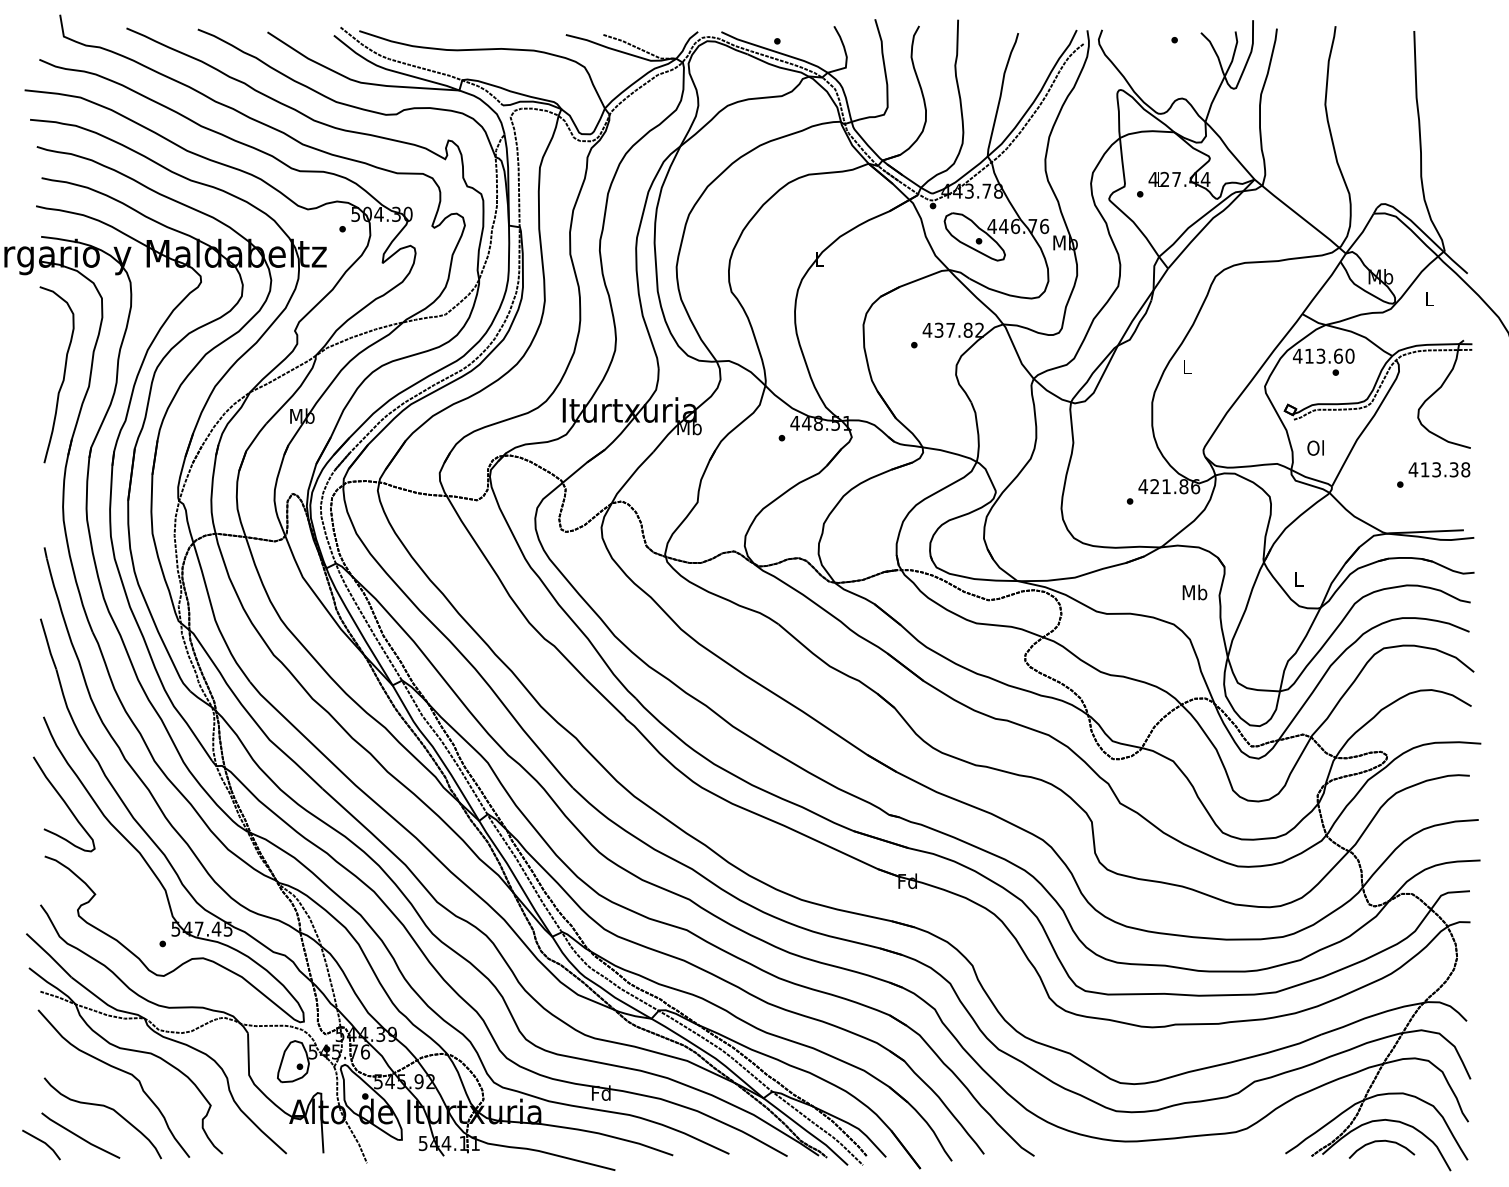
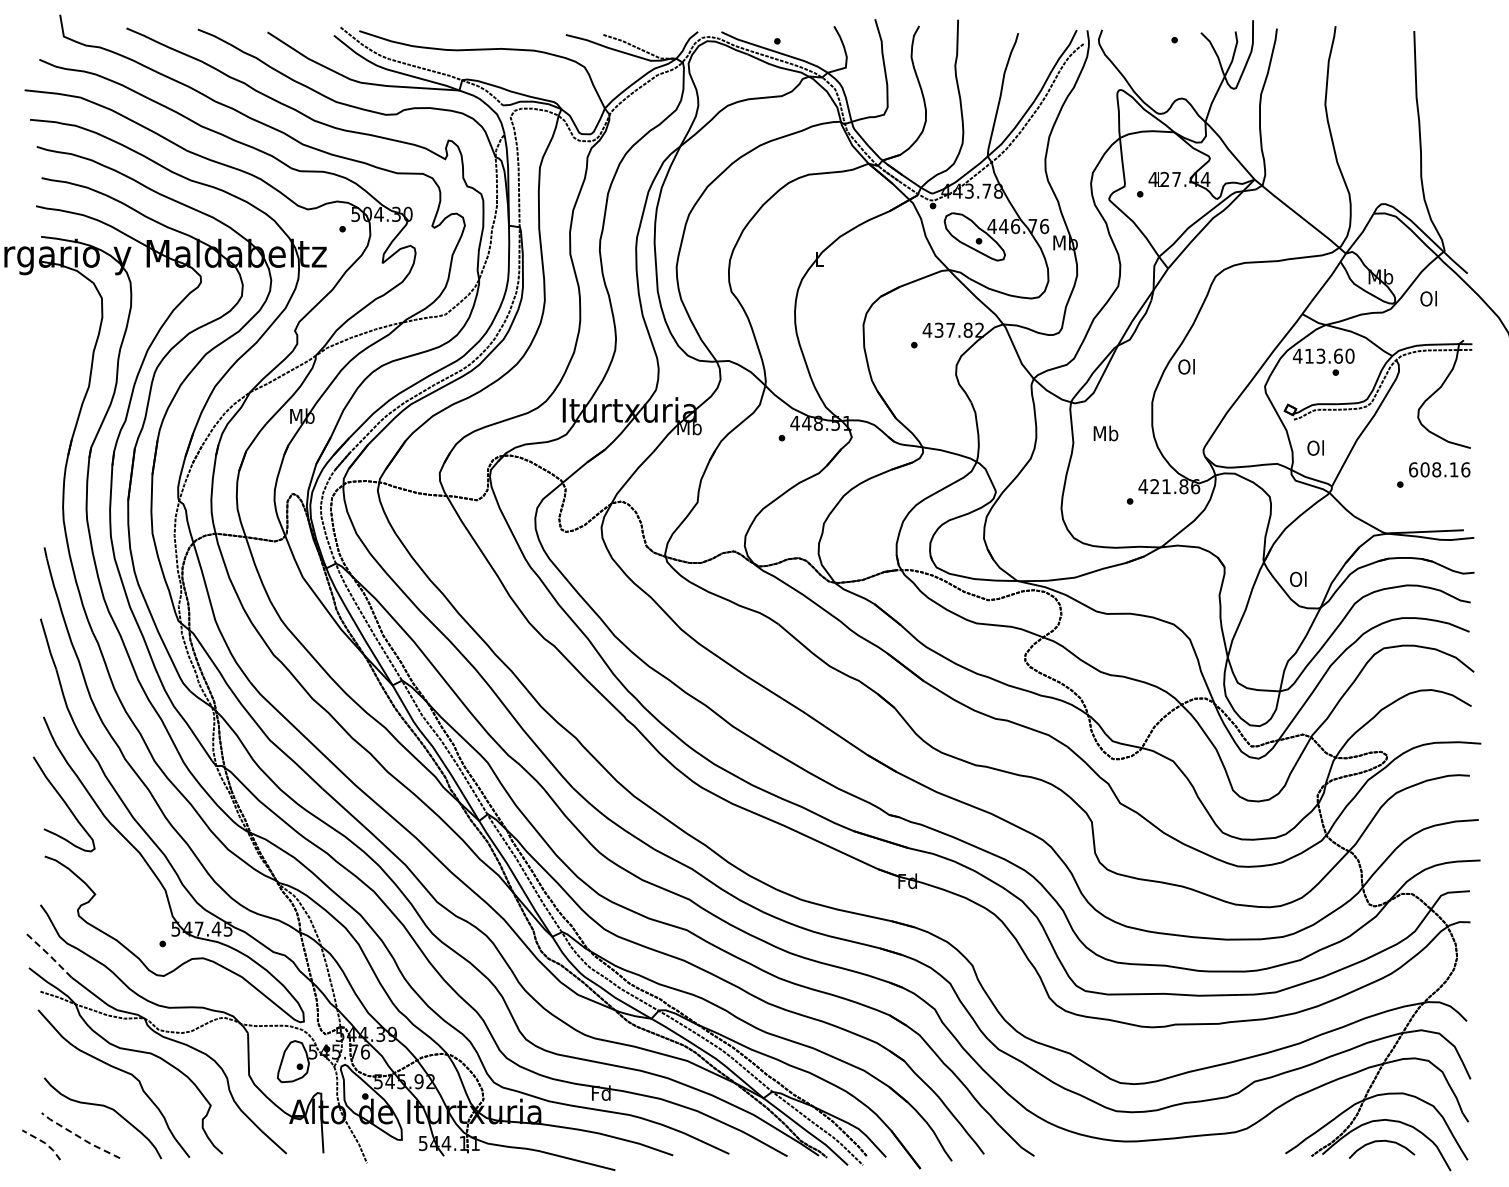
text: L -> Ol (1428, 298)
text: L -> Ol (1186, 366)
curve: present -> none (63, 374)
text: 413.38 -> 608.16 (1439, 469)
text: L -> Ol (1298, 578)
text position: (1194, 592) -> (1105, 433) (1105, 433)
line: solid -> dashed (49, 955)
line: solid -> dashed (80, 1137)
line: solid -> dashed (44, 1142)
